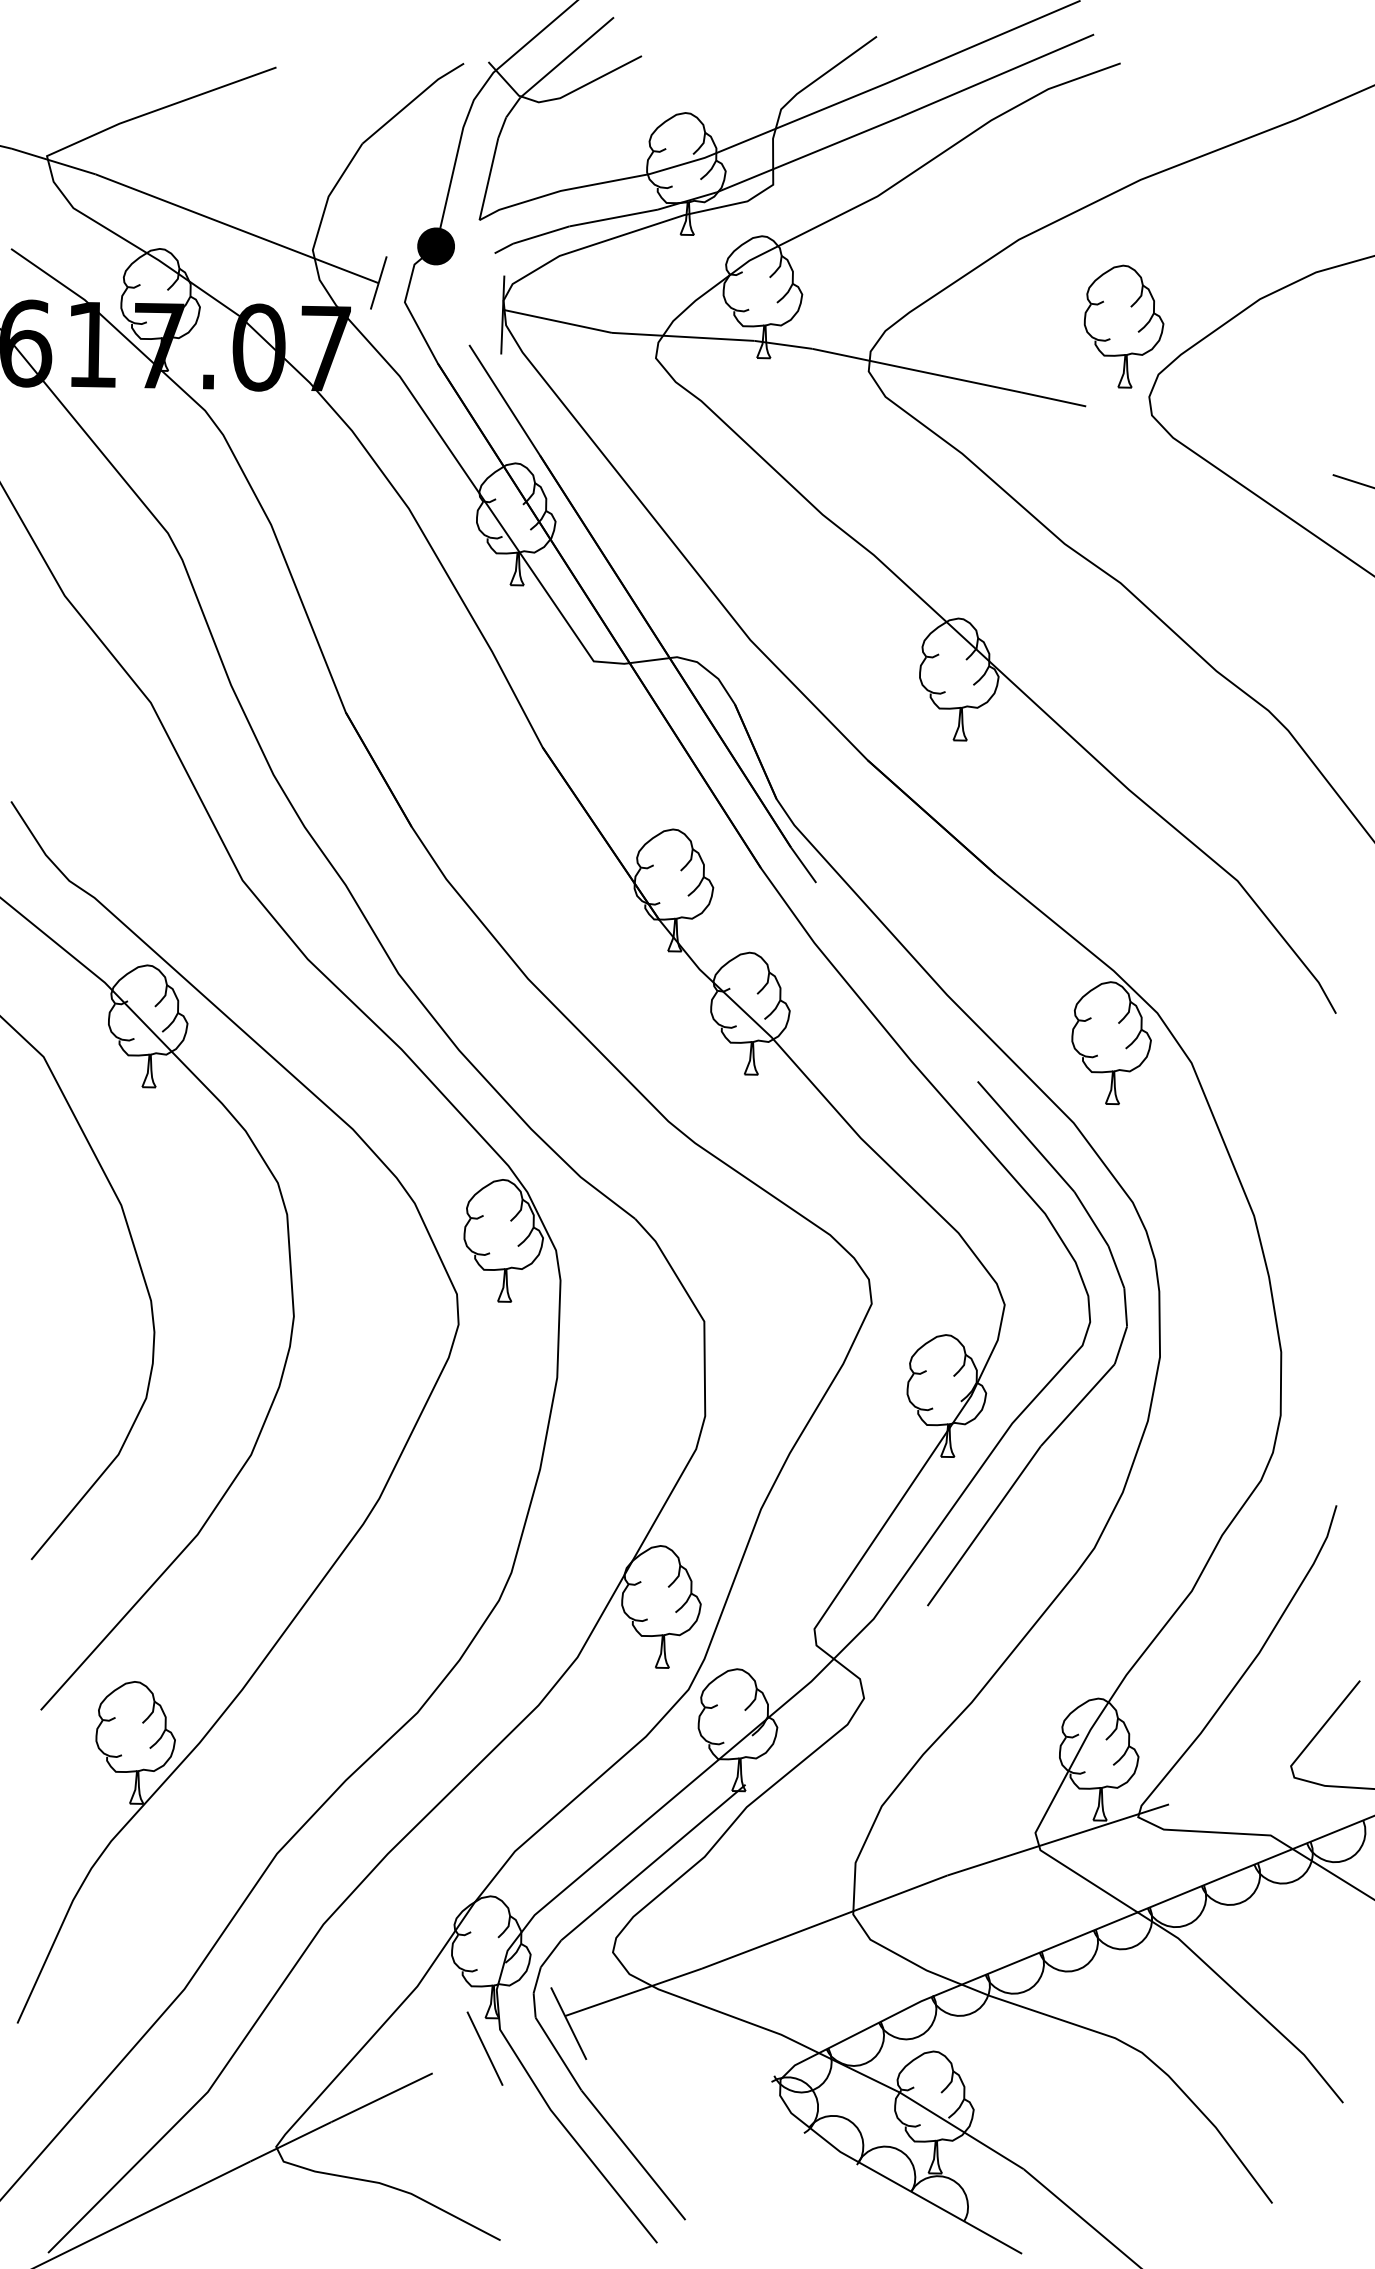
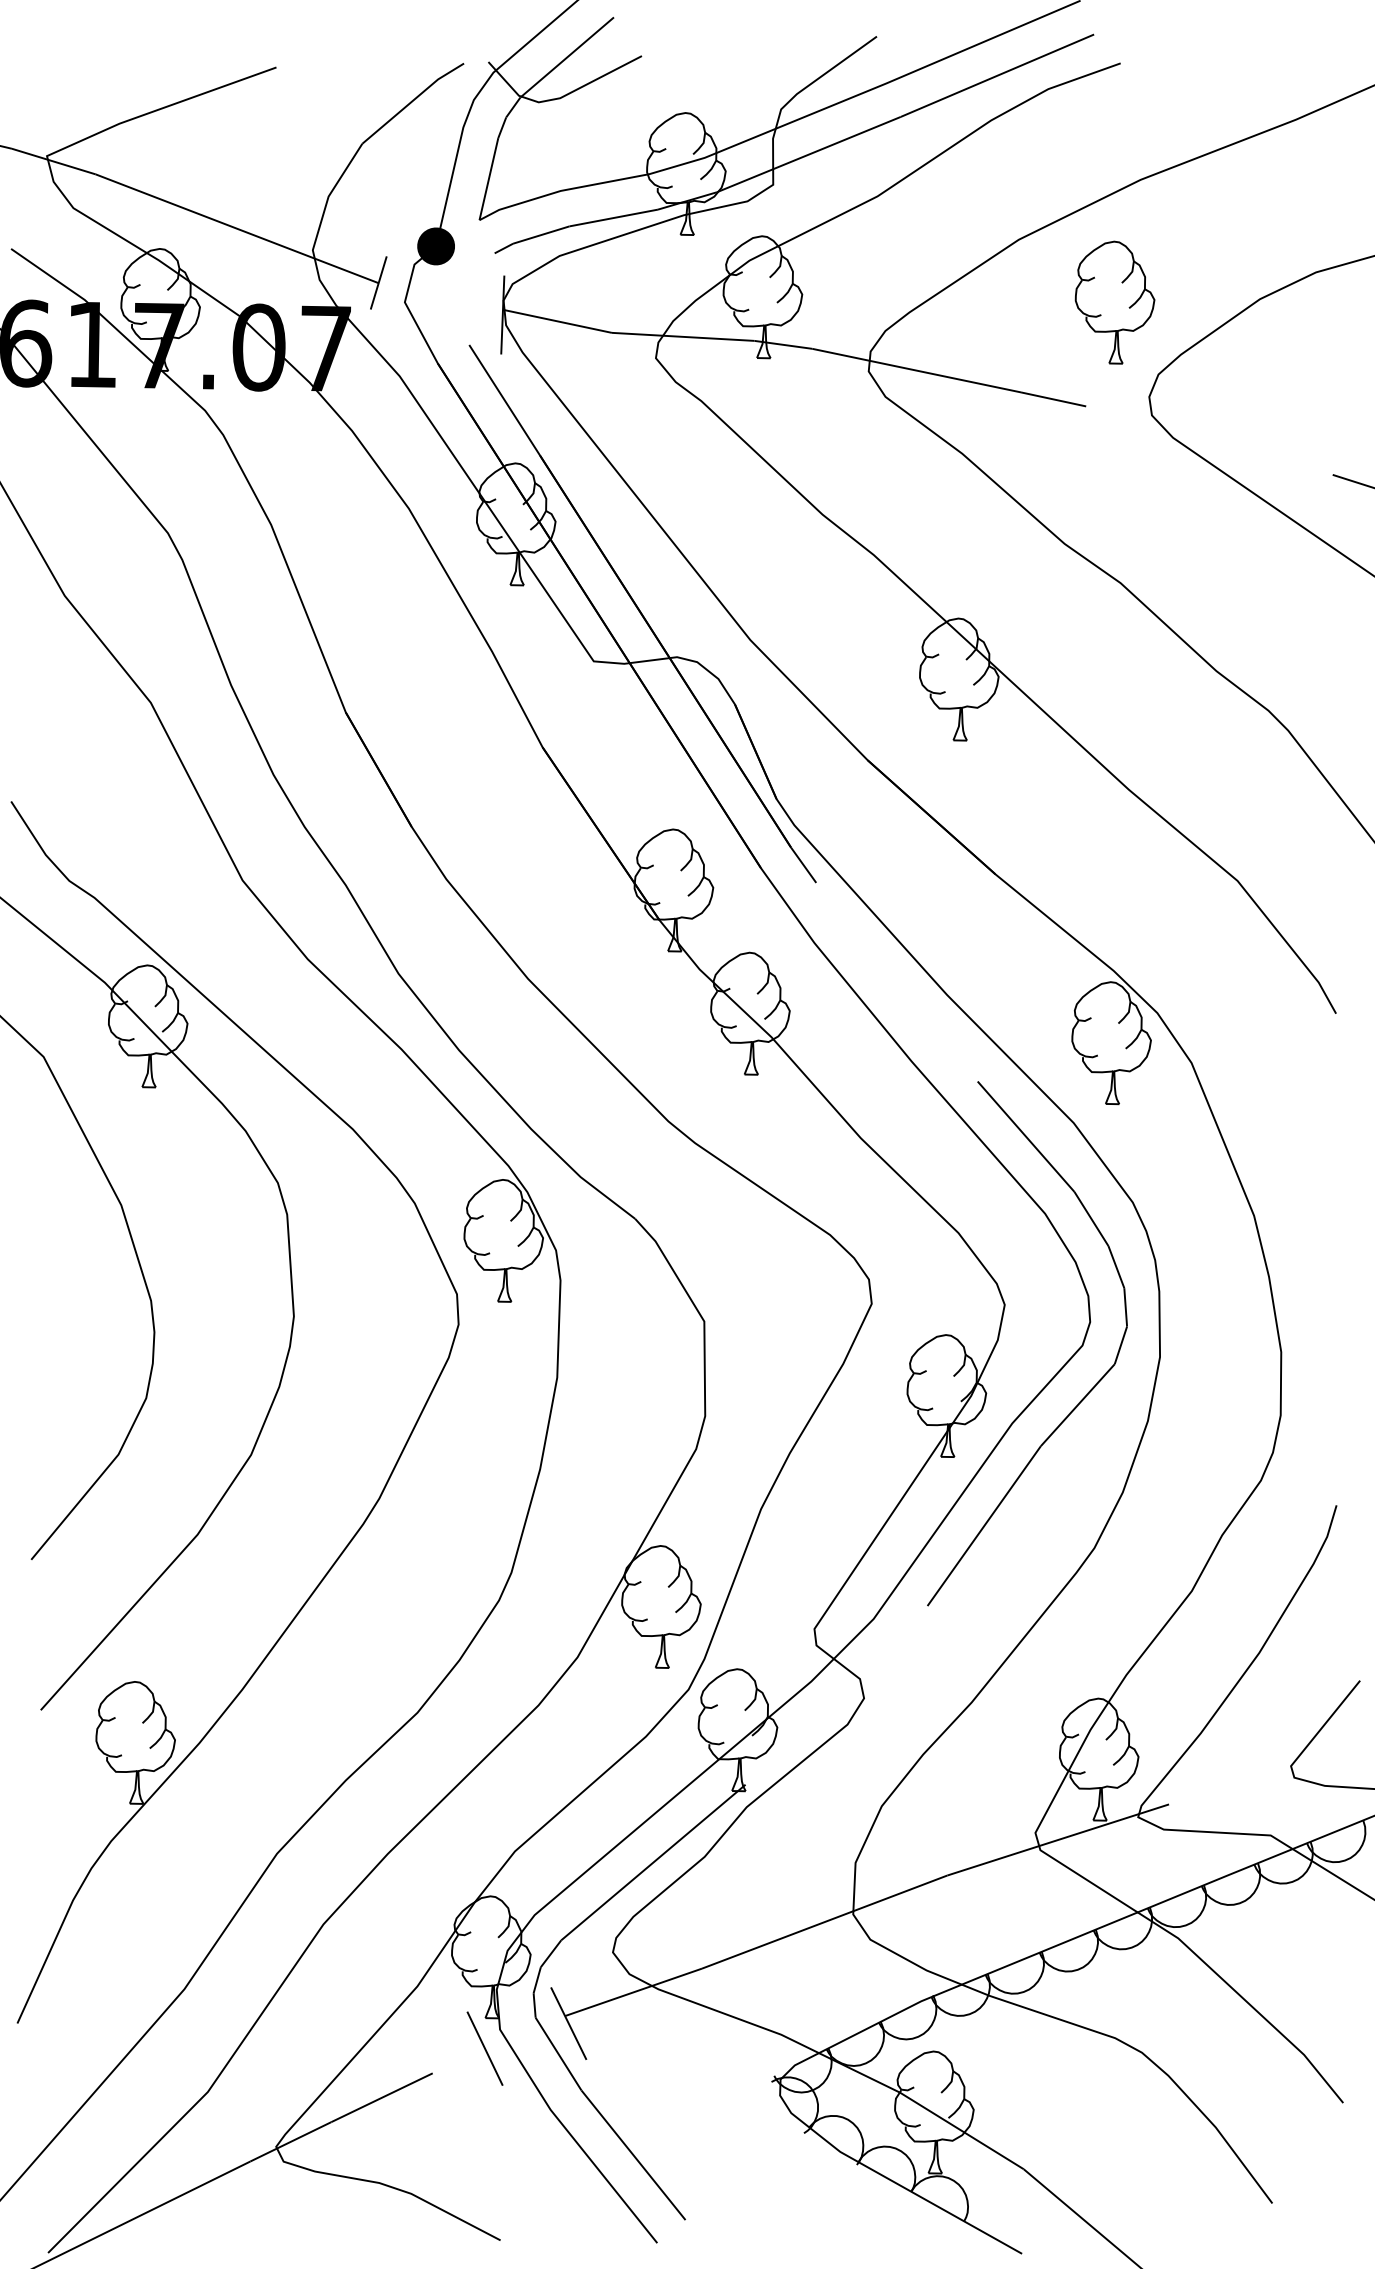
part position: (1123, 326) -> (1114, 302) (1114, 302)
